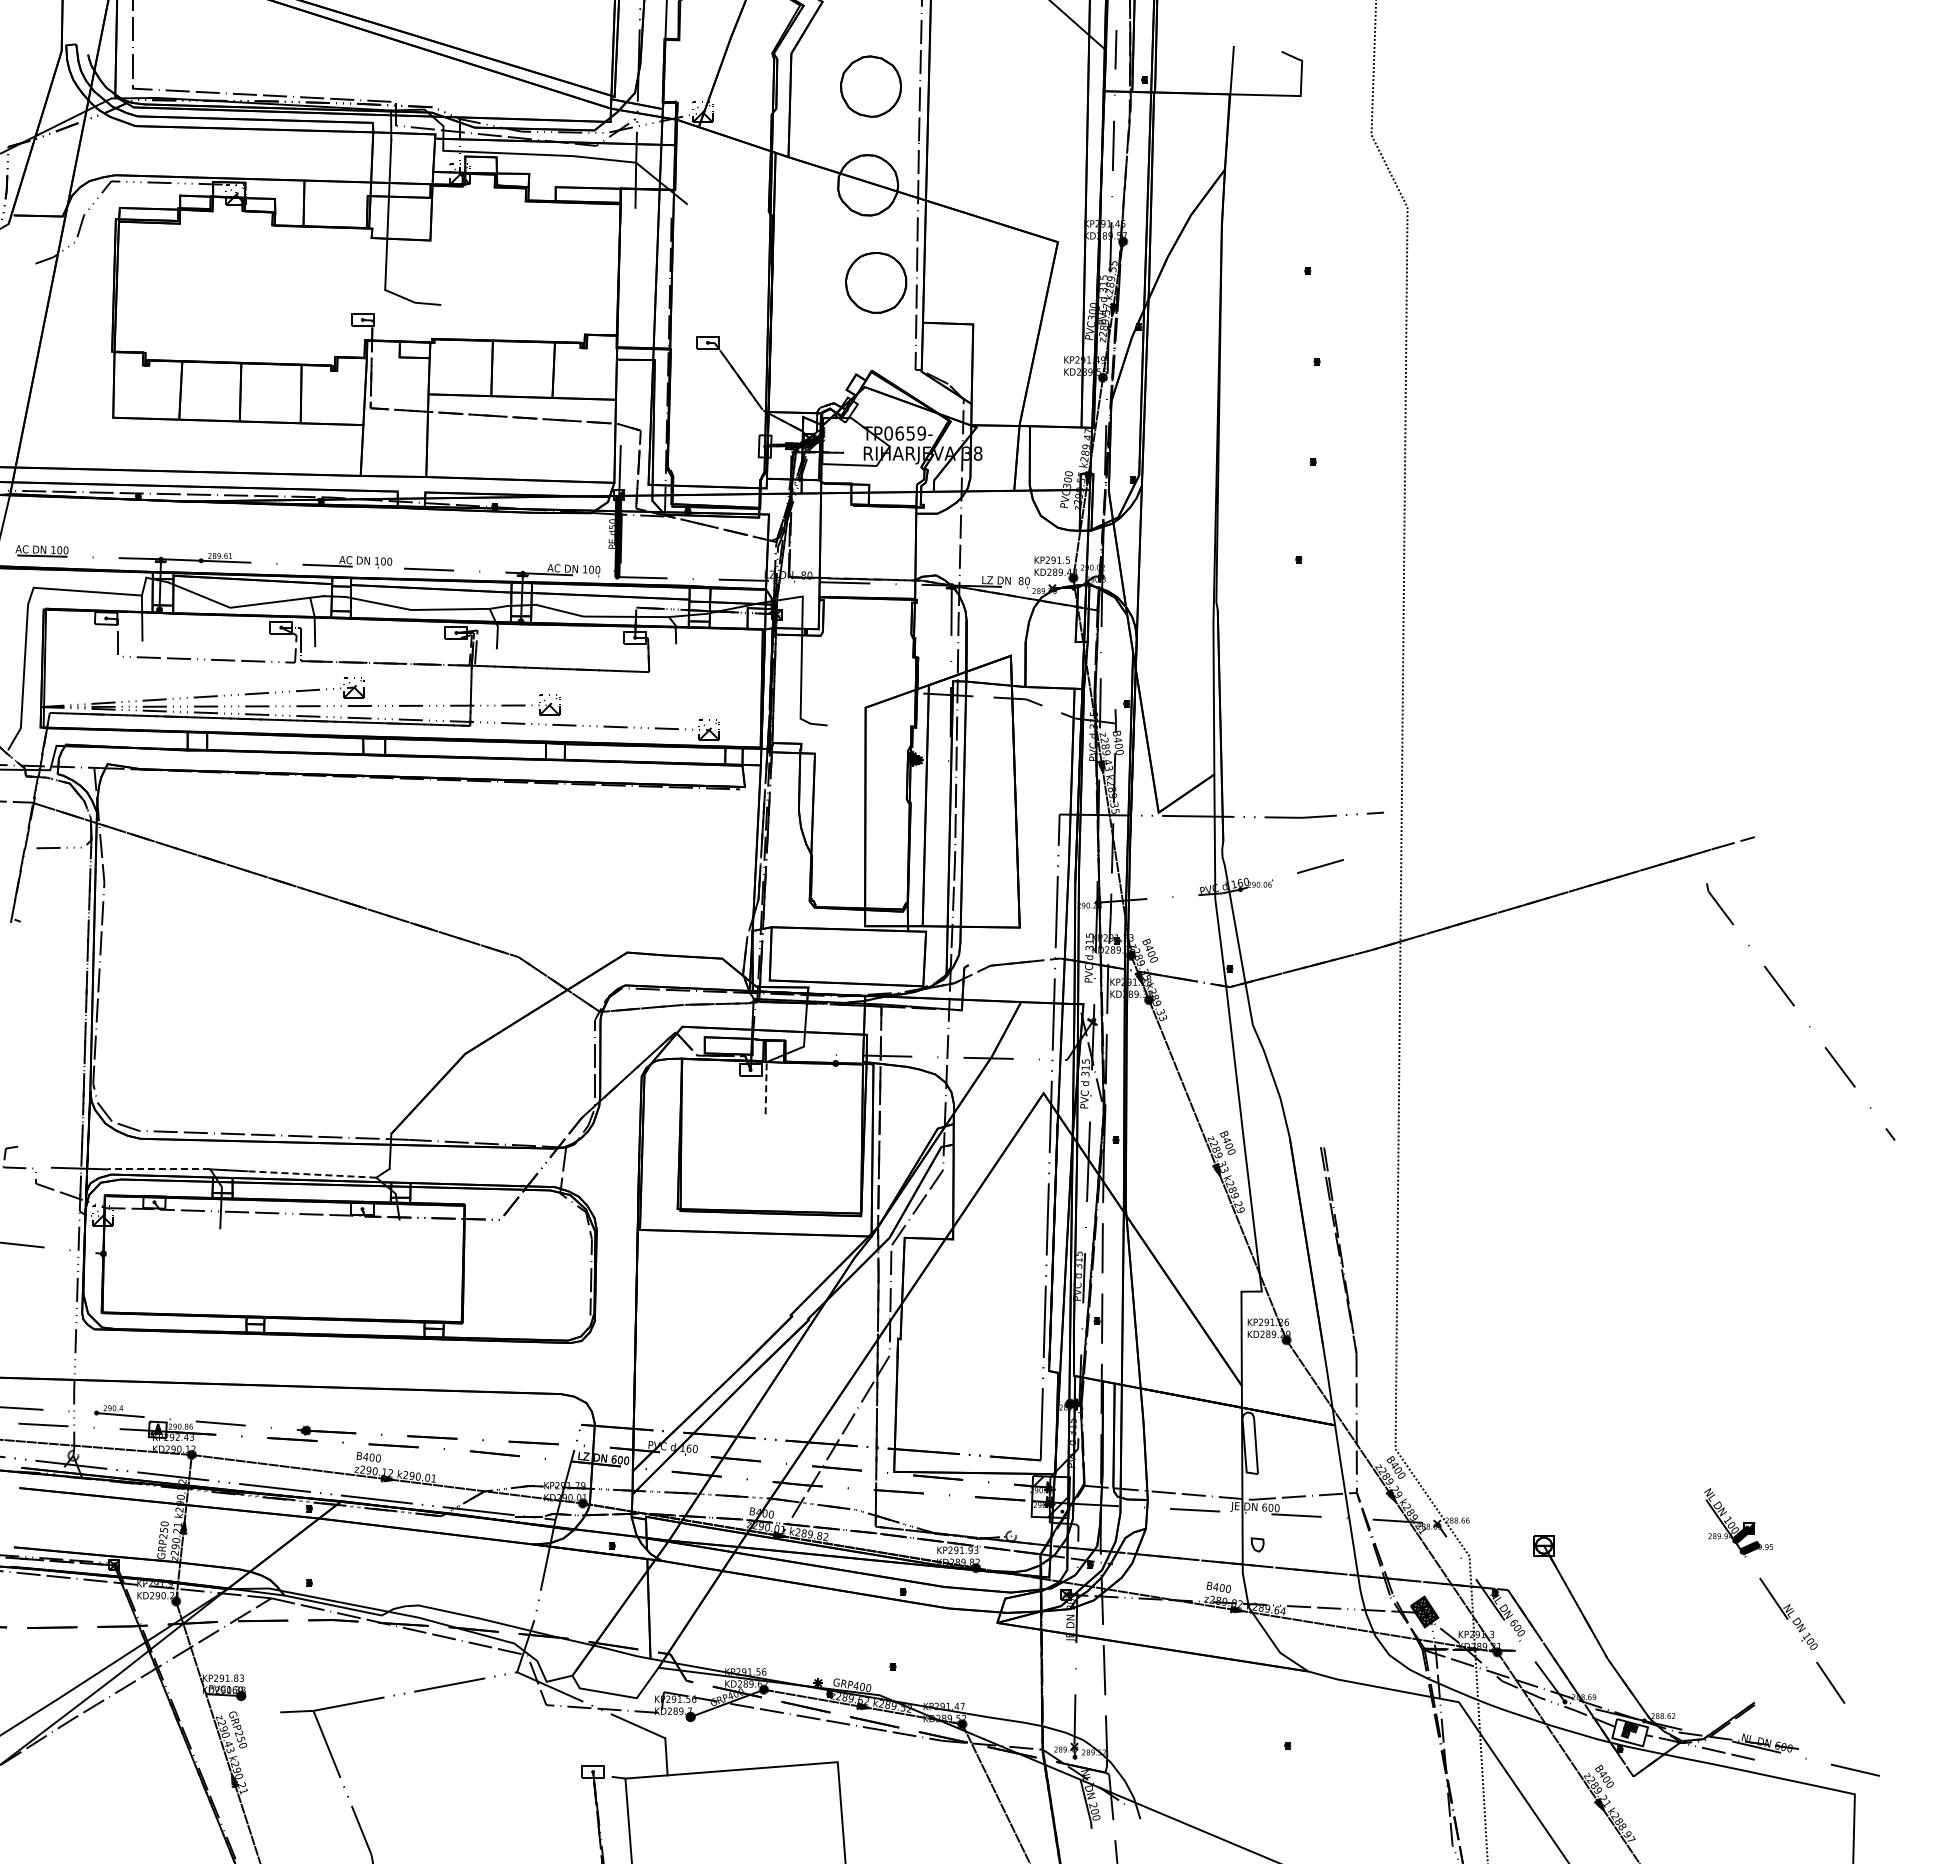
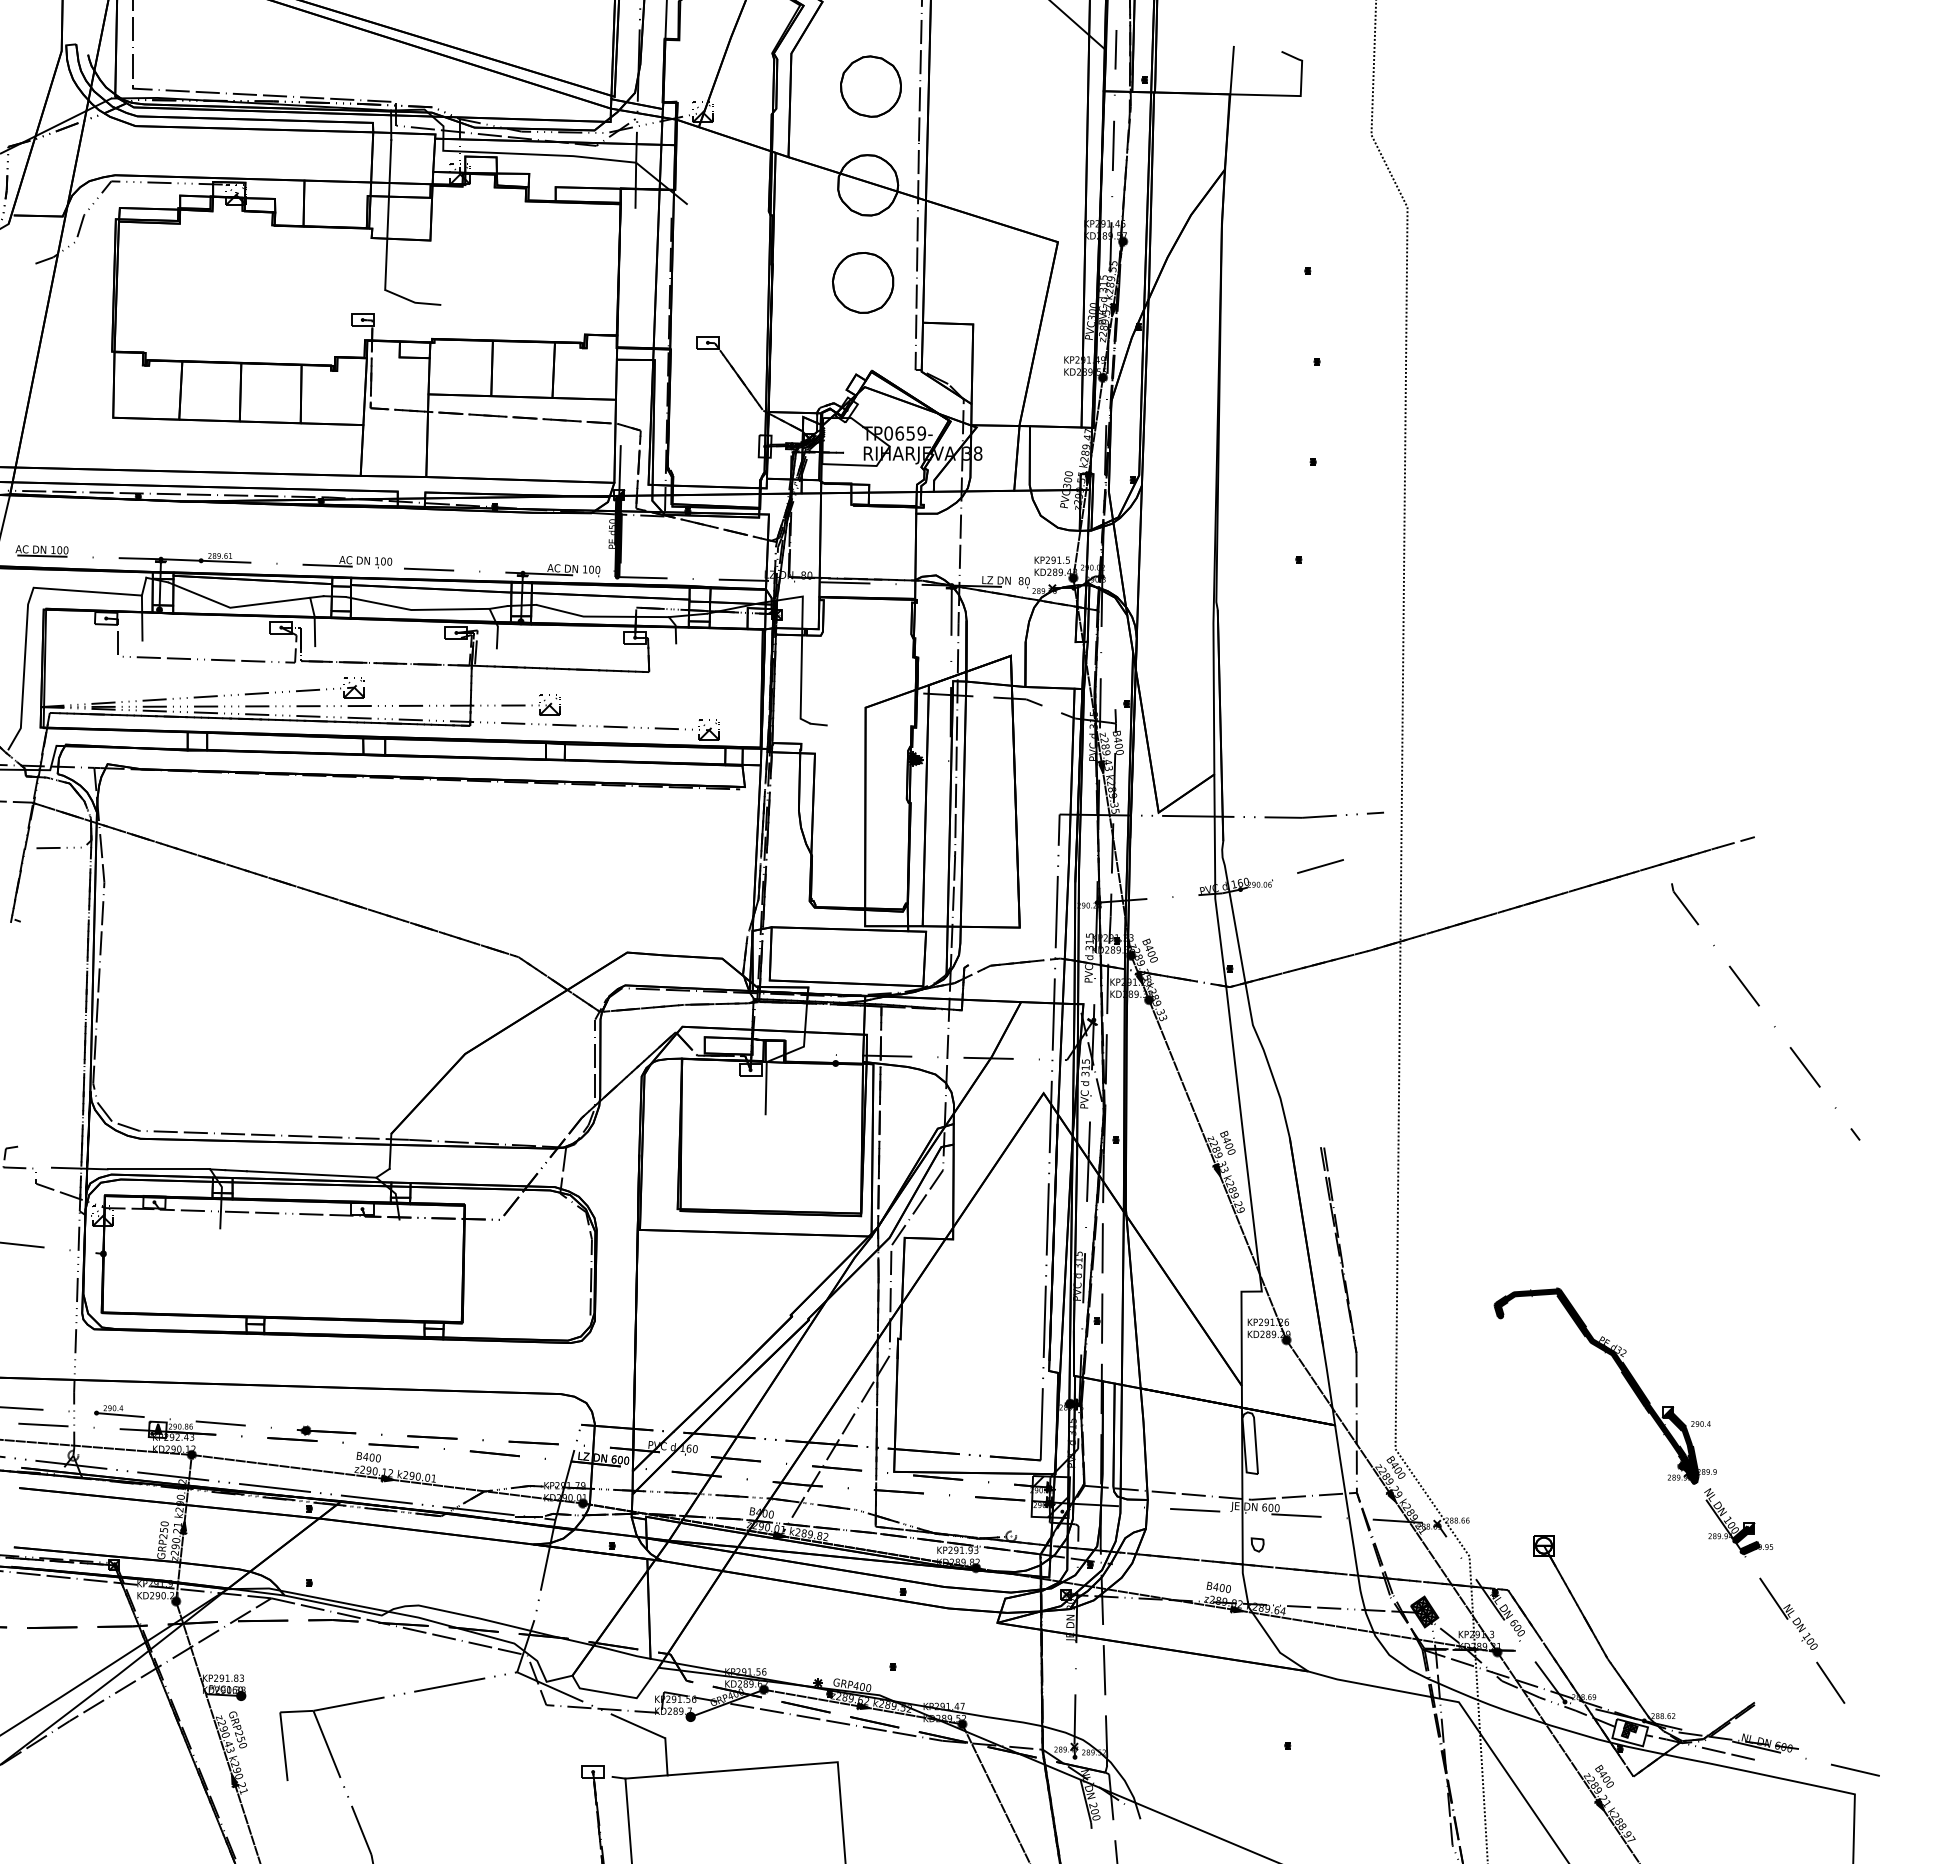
part position: (876, 282) -> (863, 282) (863, 282)
line position: (1794, 1006) -> (1759, 1006) (1759, 1006)
line: dashed -> solid (766, 1087)
line: dashed -> solid (158, 1169)
line: dashed -> solid (311, 1174)
part: none -> present (1622, 1375)
line: none -> present (283, 1746)
